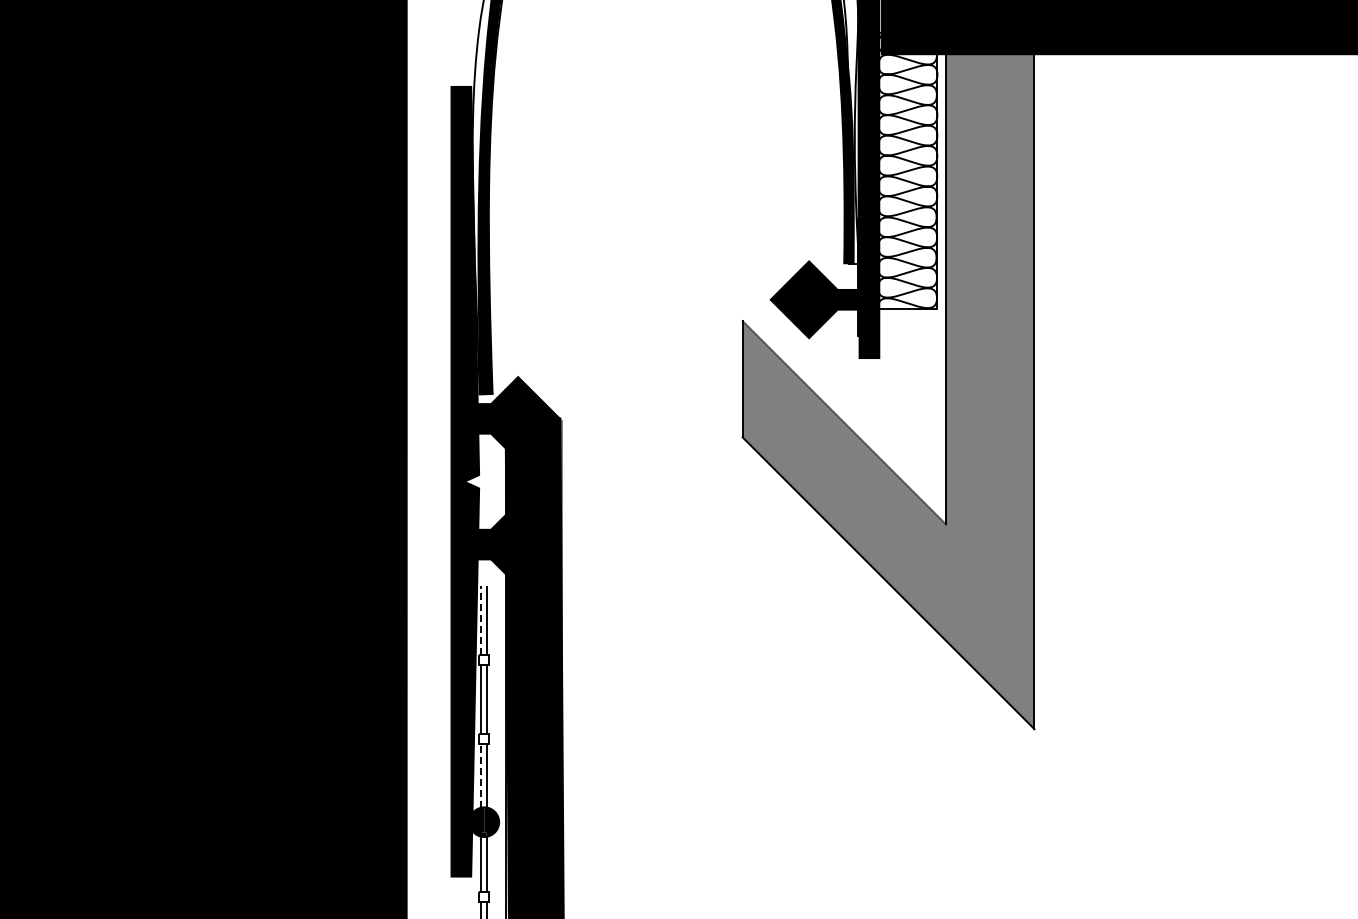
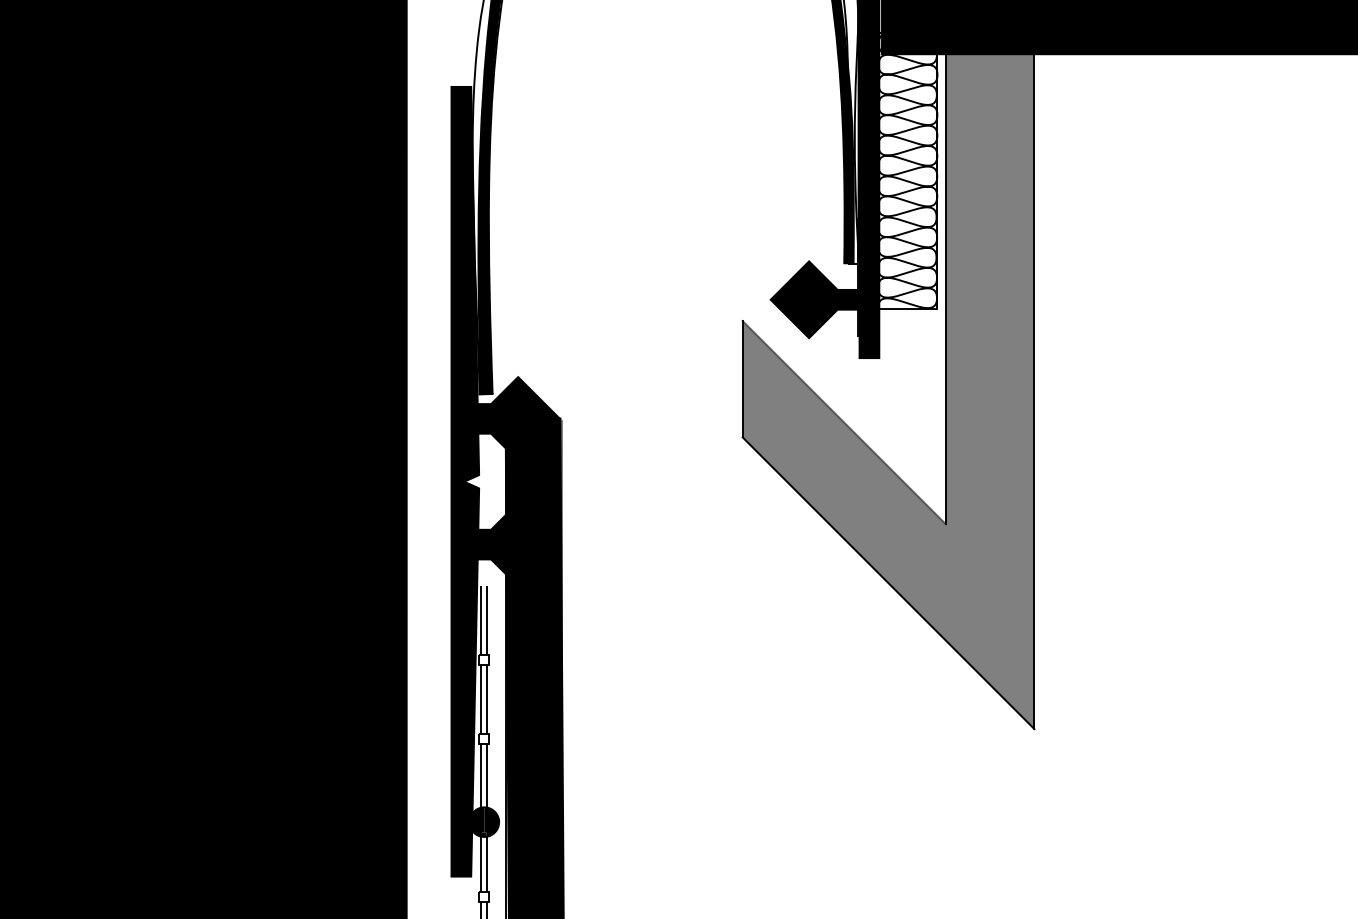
line: dashed -> solid (481, 620)
line: dashed -> solid (481, 775)
